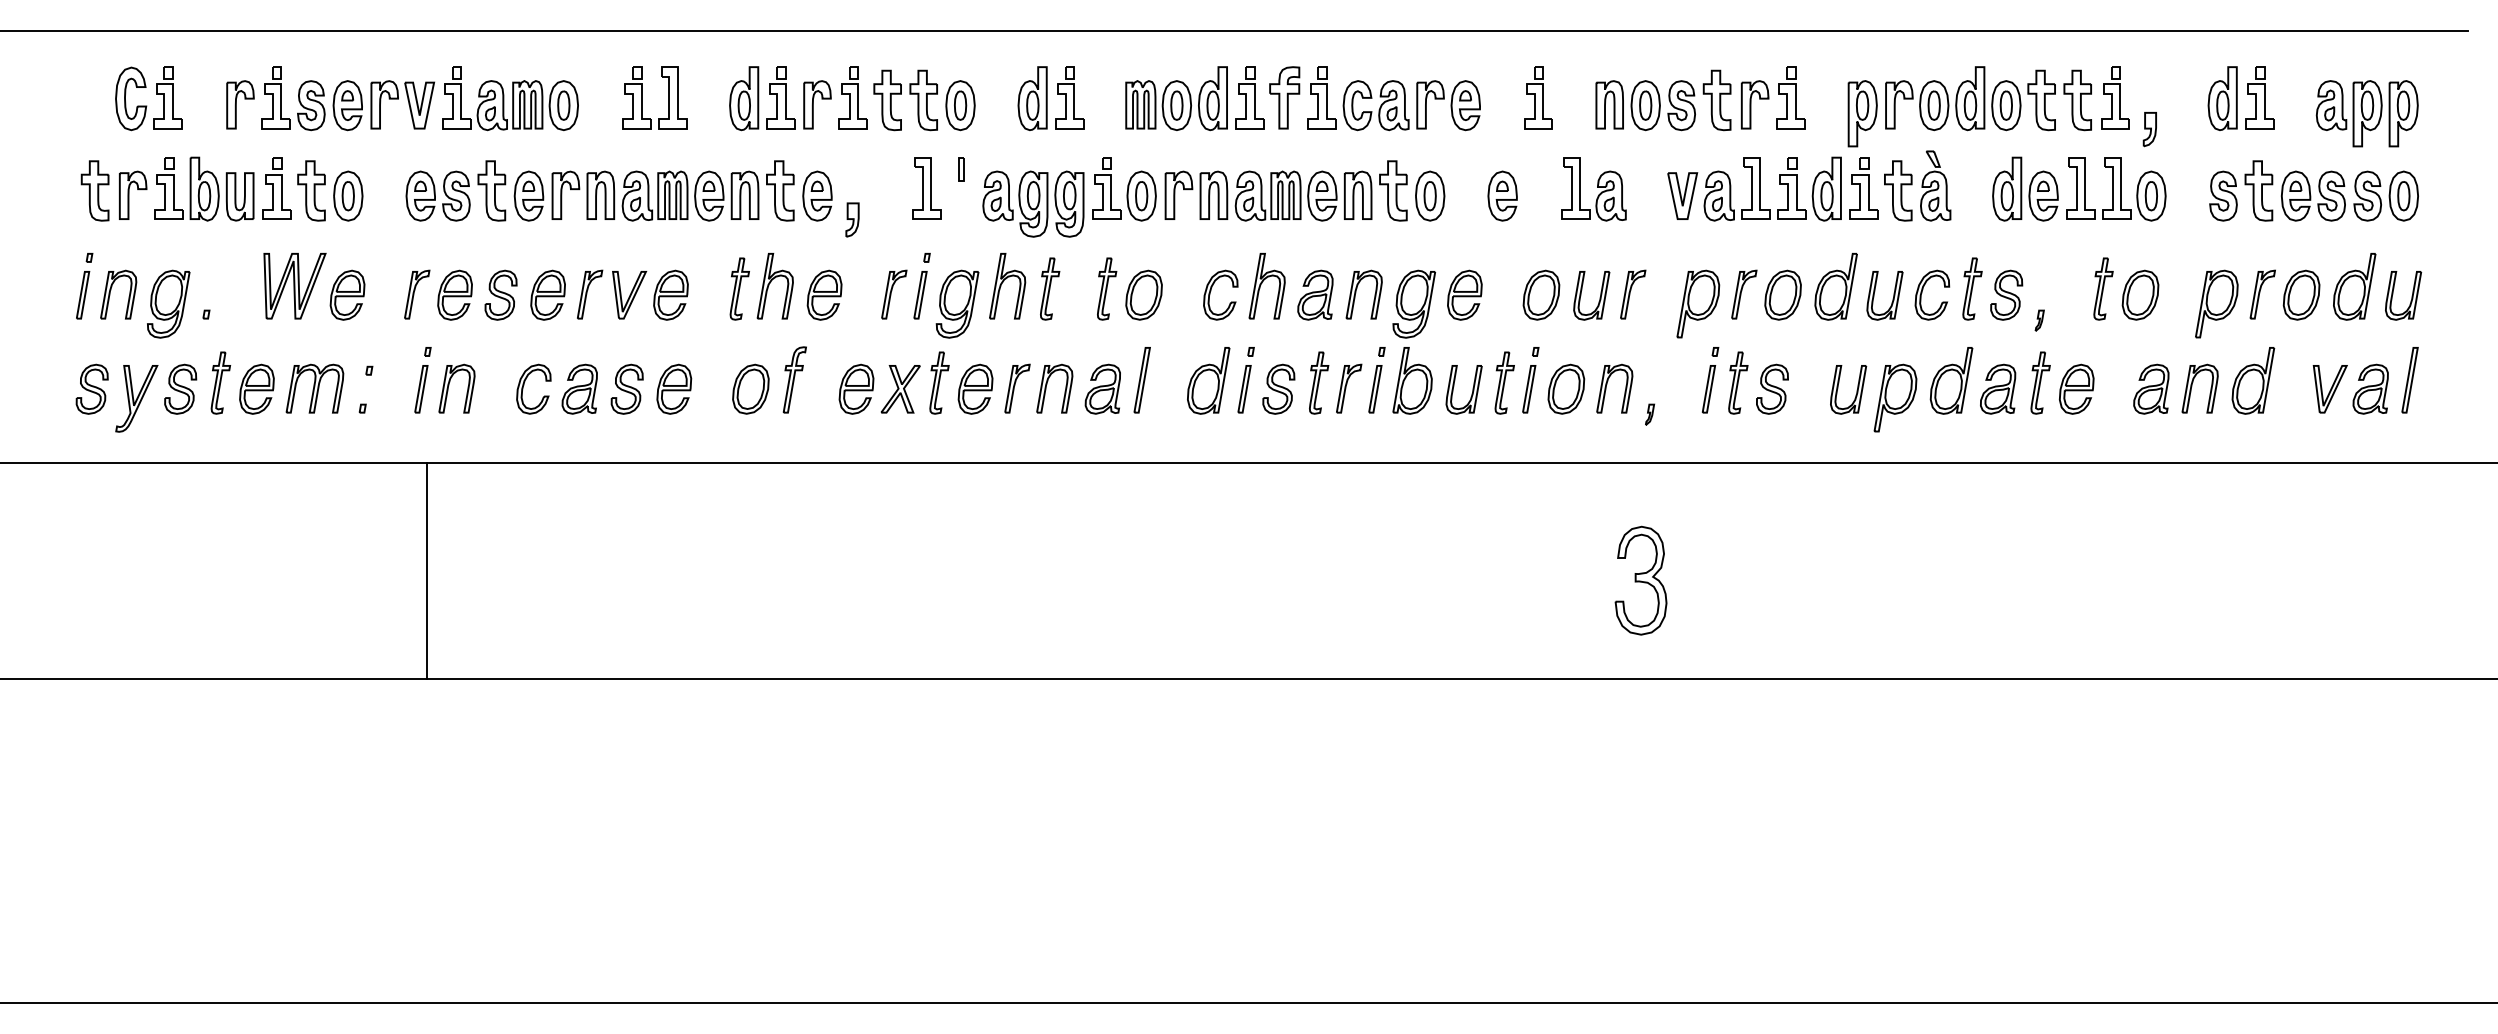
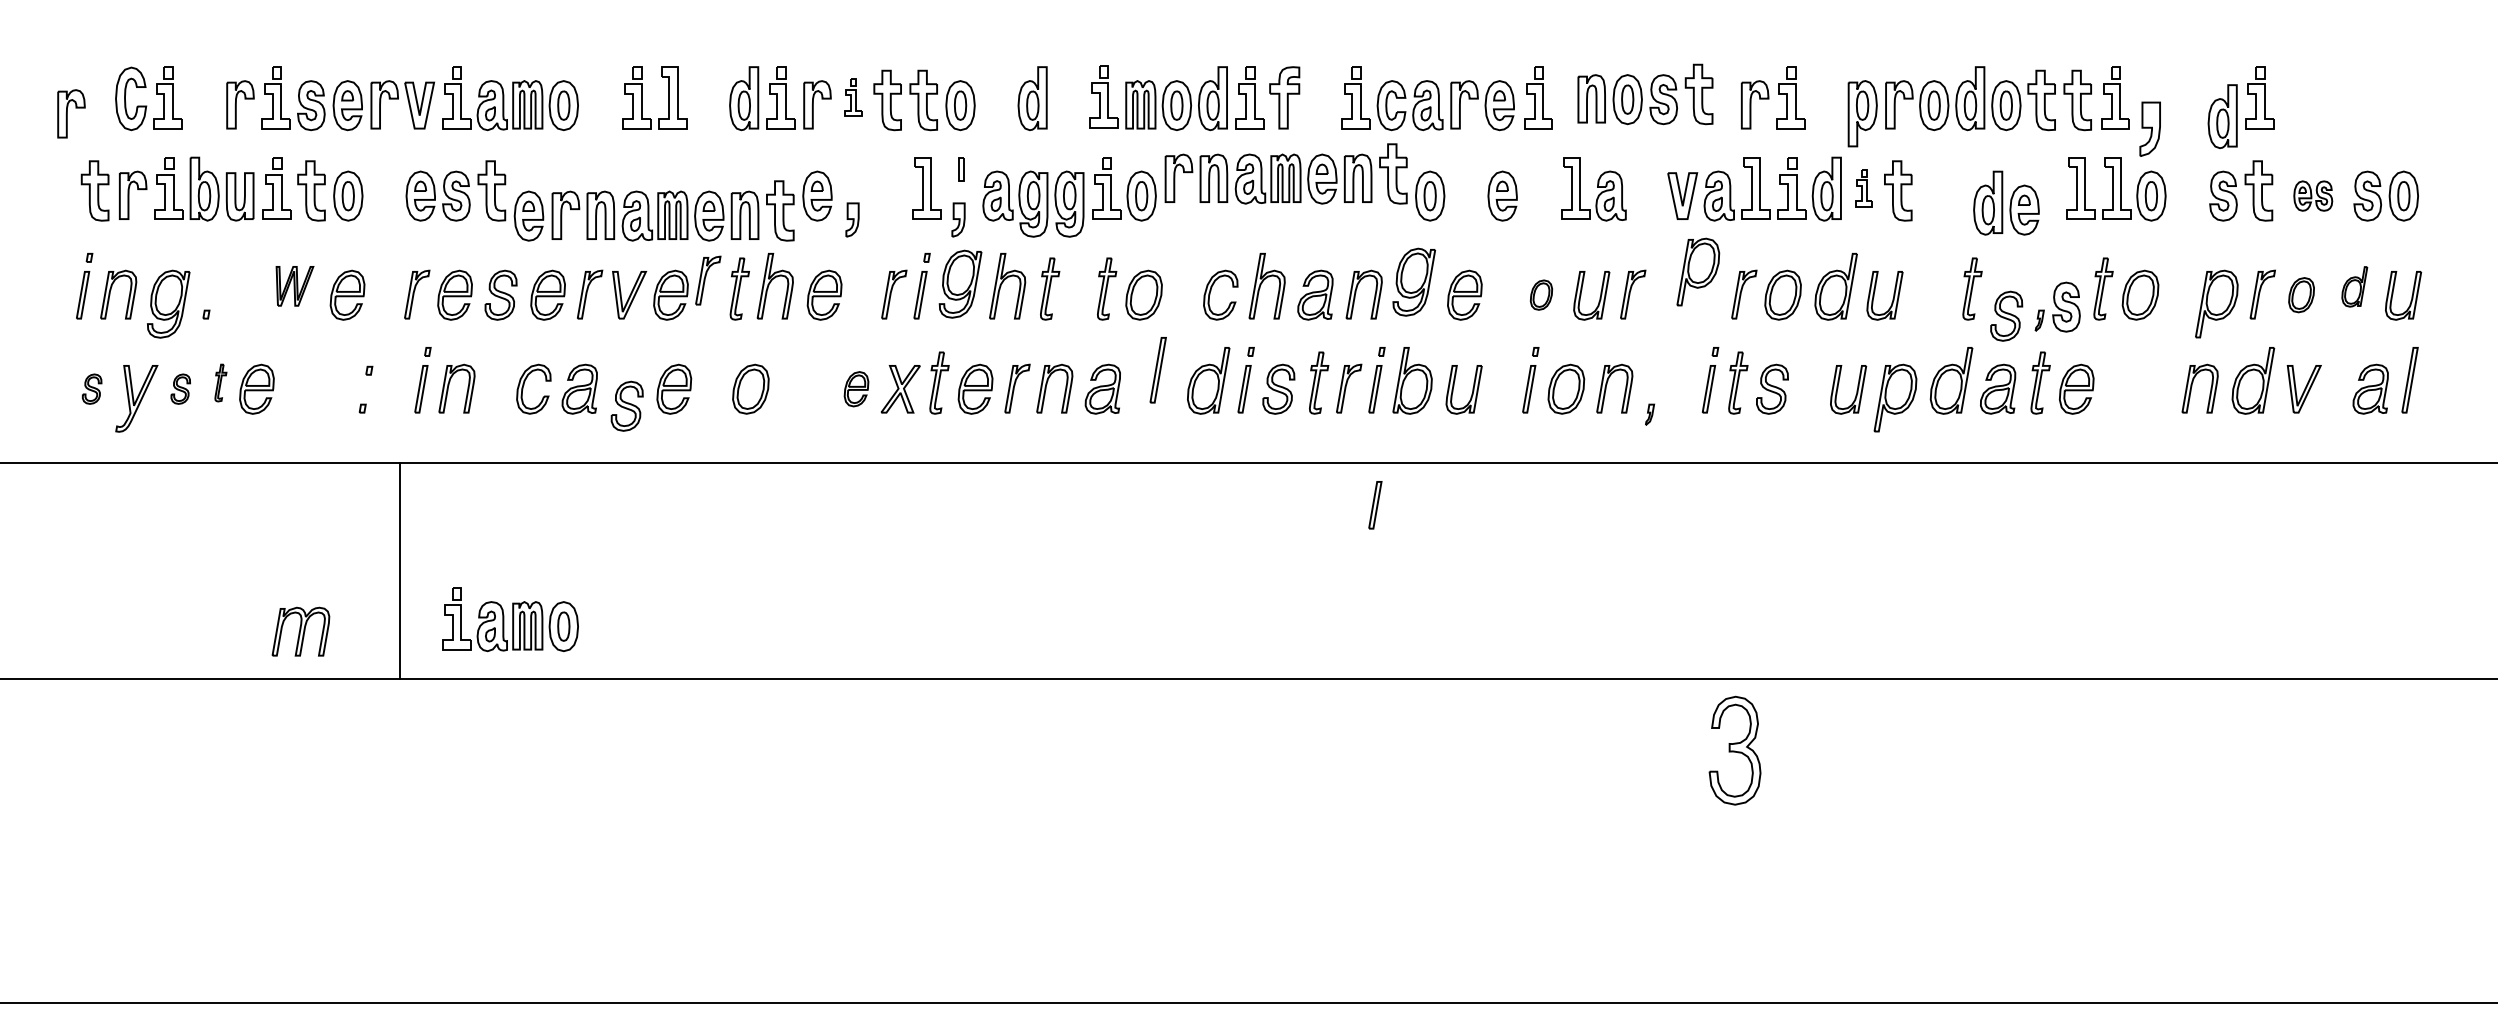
line: present -> none (1235, 31)
part size: 30x64 px -> 19x39 px (853, 97)
part position: (1069, 97) -> (1103, 96) (1103, 96)
part position: (1393, 98) -> (1427, 98) (1427, 98)
part position: (2222, 98) -> (2222, 116) (2222, 116)
part position: (1663, 100) -> (1645, 94) (1645, 94)
part: none -> present (71, 113)
part: present -> none (2366, 113)
part size: 15x36 px -> 22x56 px (2149, 128)
part: present -> none (1935, 185)
part size: 30x63 px -> 18x39 px (1863, 188)
part position: (2025, 188) -> (2006, 202) (2006, 202)
part position: (653, 190) -> (653, 210) (653, 210)
part position: (1285, 190) -> (1285, 173) (1285, 173)
part size: 66x52 px -> 41x32 px (2313, 195)
part: none -> present (958, 219)
part: none -> present (708, 280)
part size: 64x67 px -> 40x41 px (294, 286)
part size: 44x68 px -> 28x42 px (2354, 286)
part: present -> none (1922, 293)
part size: 39x52 px -> 25x32 px (1541, 294)
part position: (2006, 294) -> (2006, 315) (2006, 315)
part size: 39x52 px -> 27x37 px (2301, 295)
part position: (957, 303) -> (960, 283) (960, 283)
part position: (1414, 303) -> (1414, 281) (1414, 281)
part position: (1698, 303) -> (1698, 271) (1698, 271)
part: none -> present (2066, 306)
part: present -> none (794, 379)
part position: (1141, 380) -> (1157, 370) (1157, 370)
part size: 22x64 px -> 14x40 px (220, 382)
part: present -> none (1504, 382)
part size: 34x52 px -> 22x32 px (91, 388)
part size: 34x52 px -> 21x32 px (180, 388)
part position: (314, 388) -> (300, 631) (300, 631)
part position: (626, 388) -> (626, 405) (626, 405)
part size: 37x52 px -> 27x37 px (856, 389)
part: present -> none (2151, 388)
part position: (2329, 389) -> (2303, 389) (2303, 389)
part: none -> present (1375, 505)
line position: (426, 570) -> (399, 570) (399, 570)
part position: (1640, 580) -> (1734, 750) (1734, 750)
part: none -> present (510, 619)
